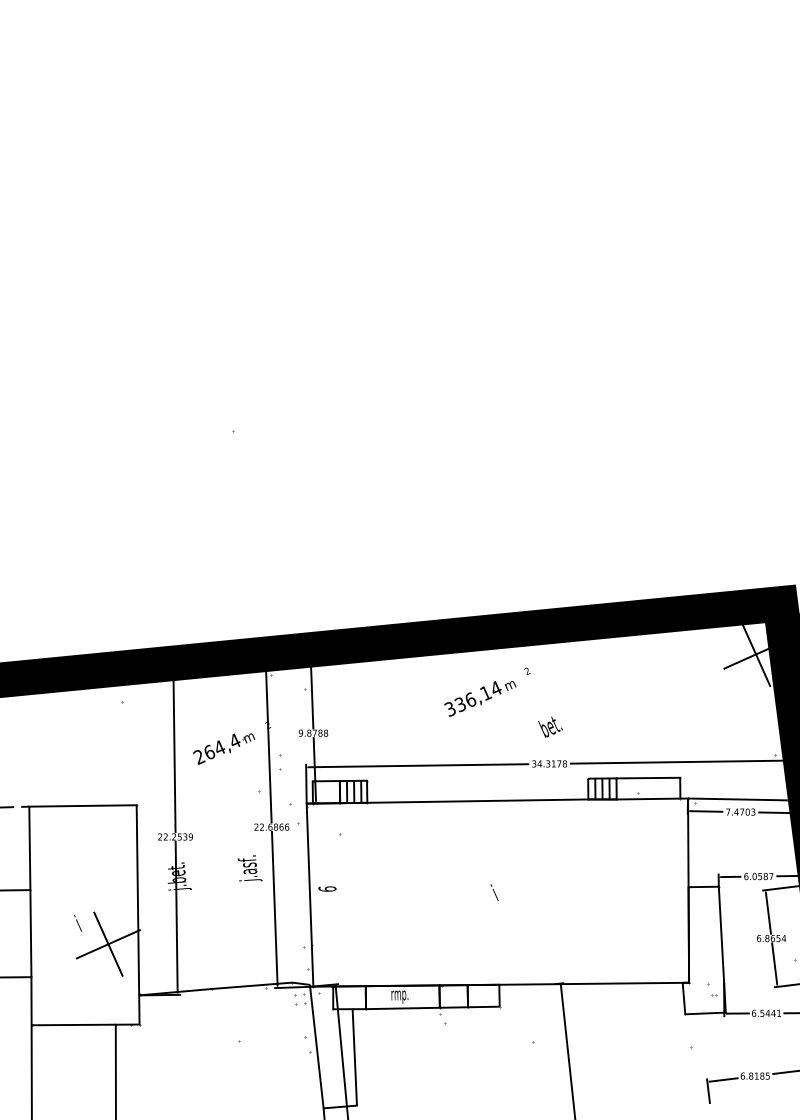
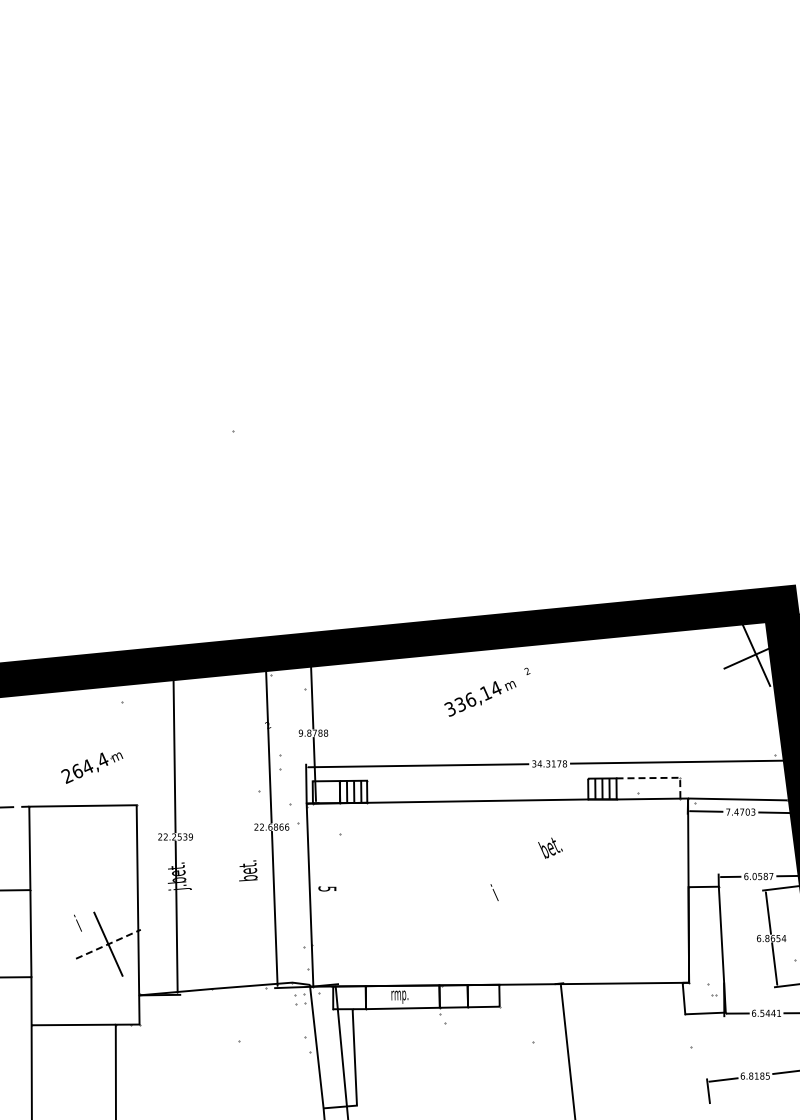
text position: (550, 726) -> (550, 847) (550, 847)
part position: (224, 748) -> (92, 767) (92, 767)
line: solid -> dashed (659, 777)
text: j.asf. -> bet. (249, 868)
text: 9 -> 5 (327, 888)
line: solid -> dashed (108, 944)
